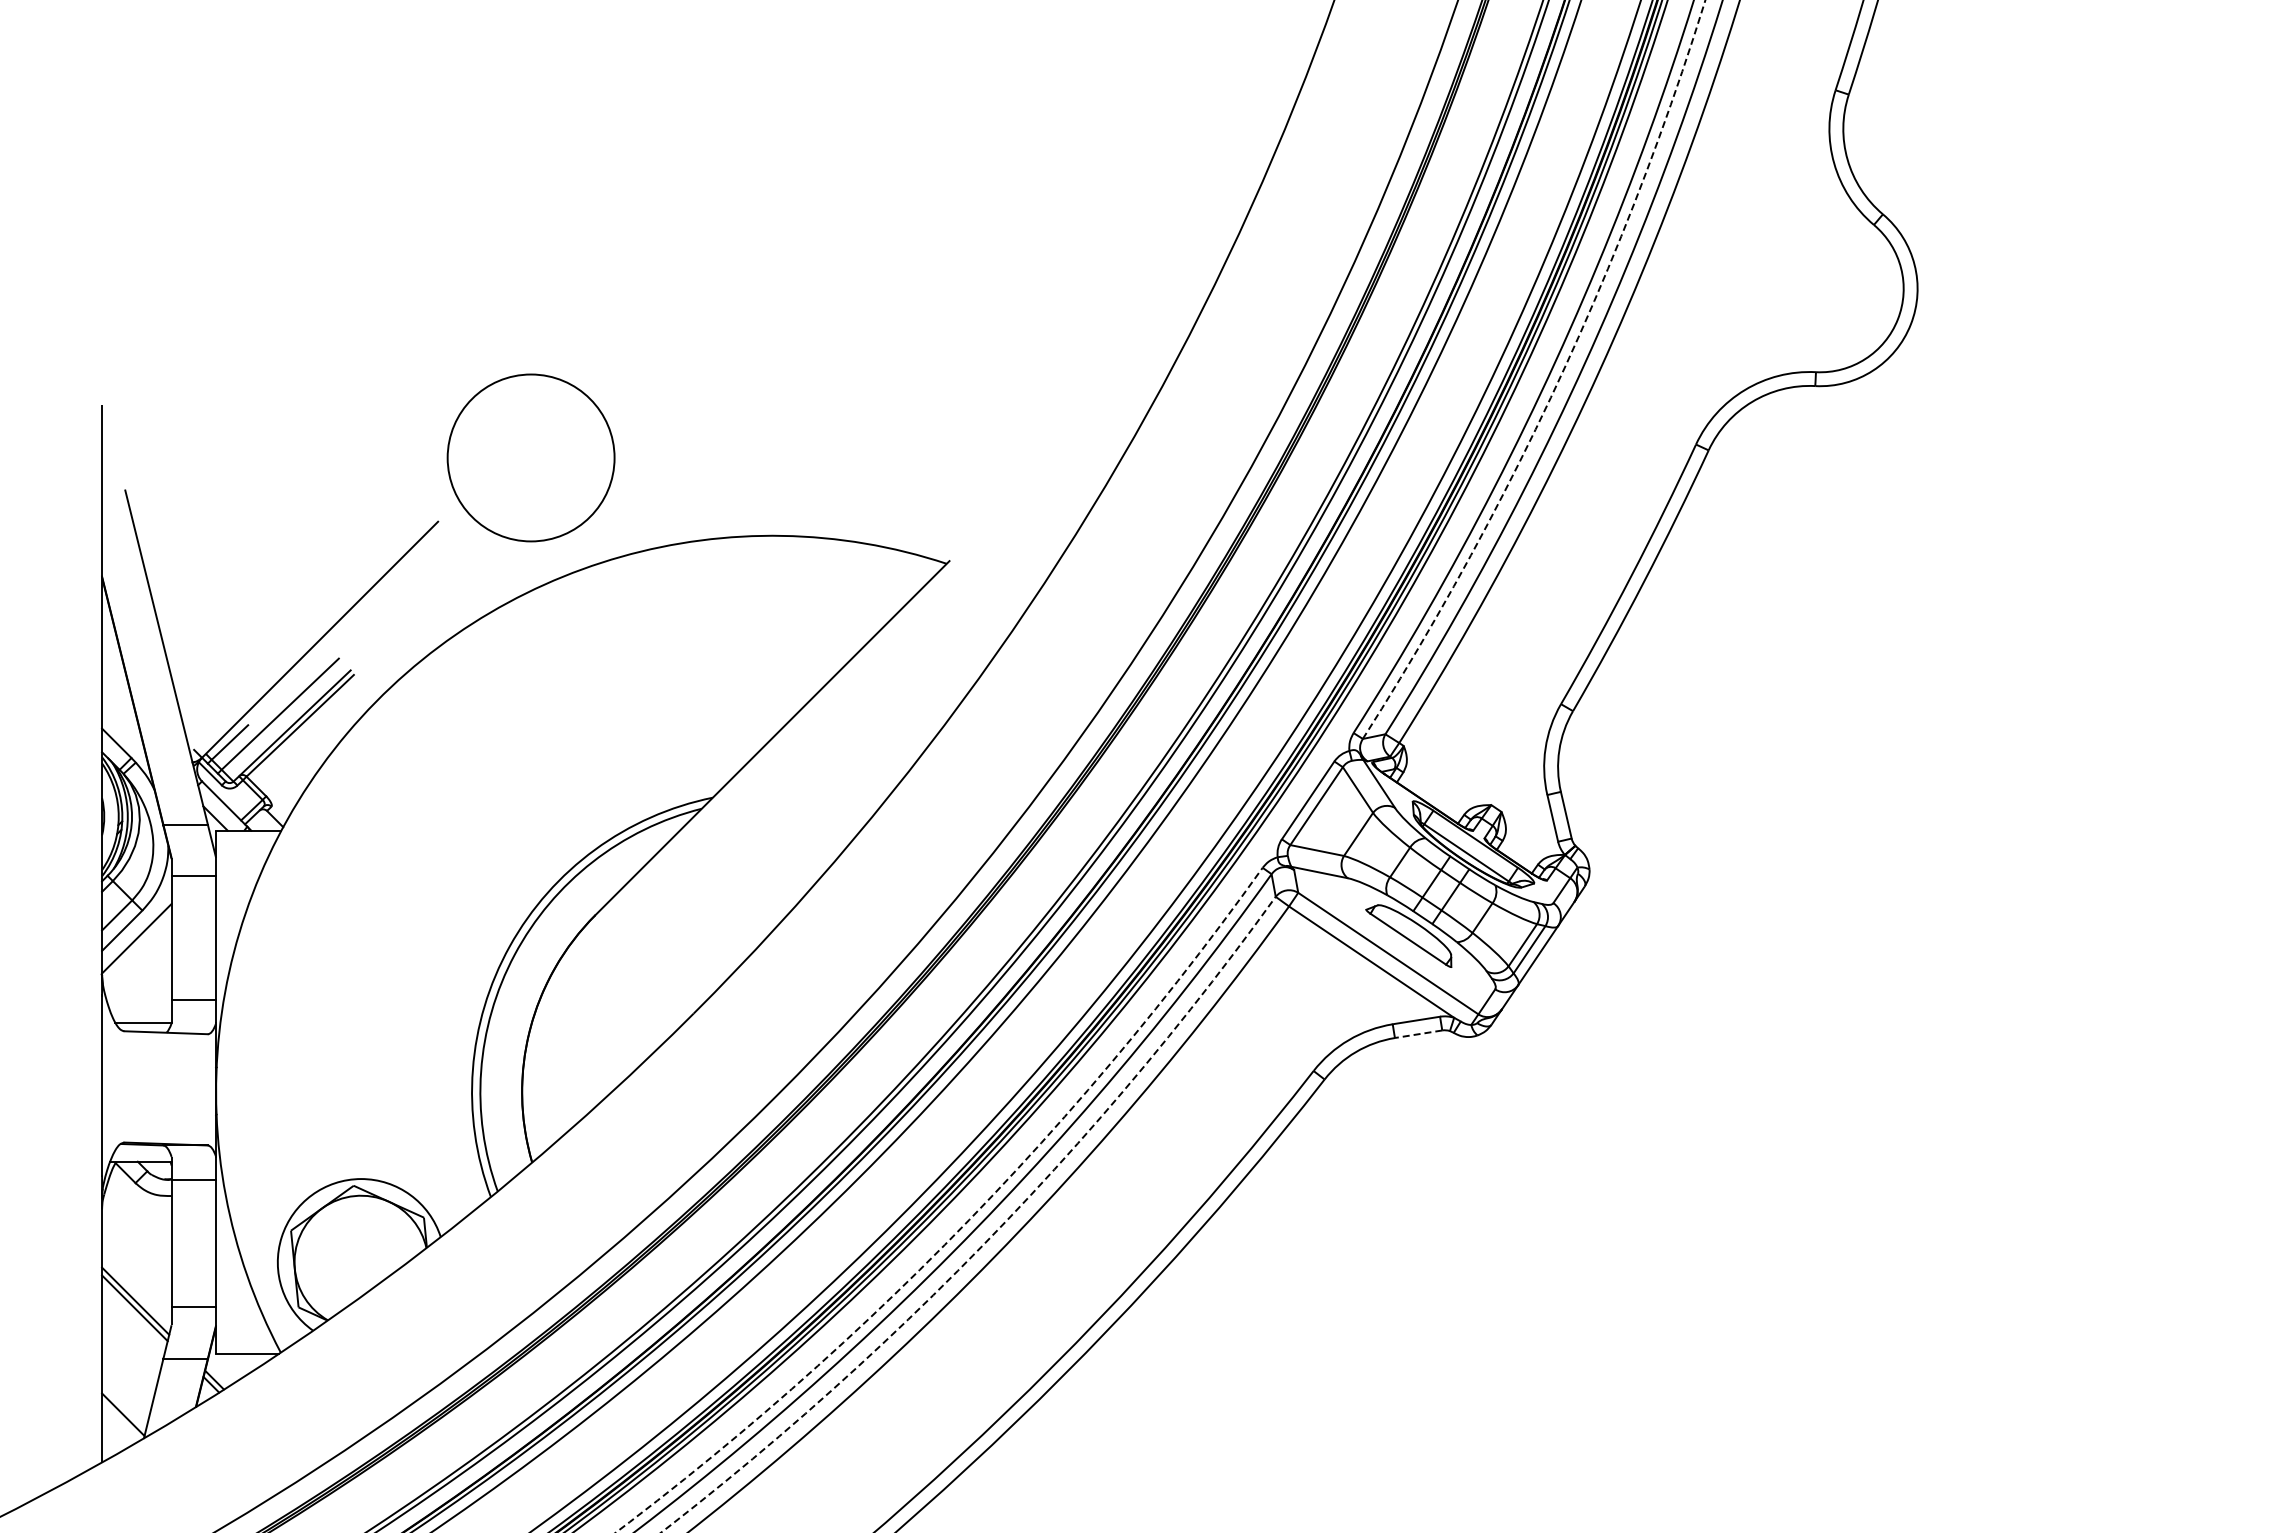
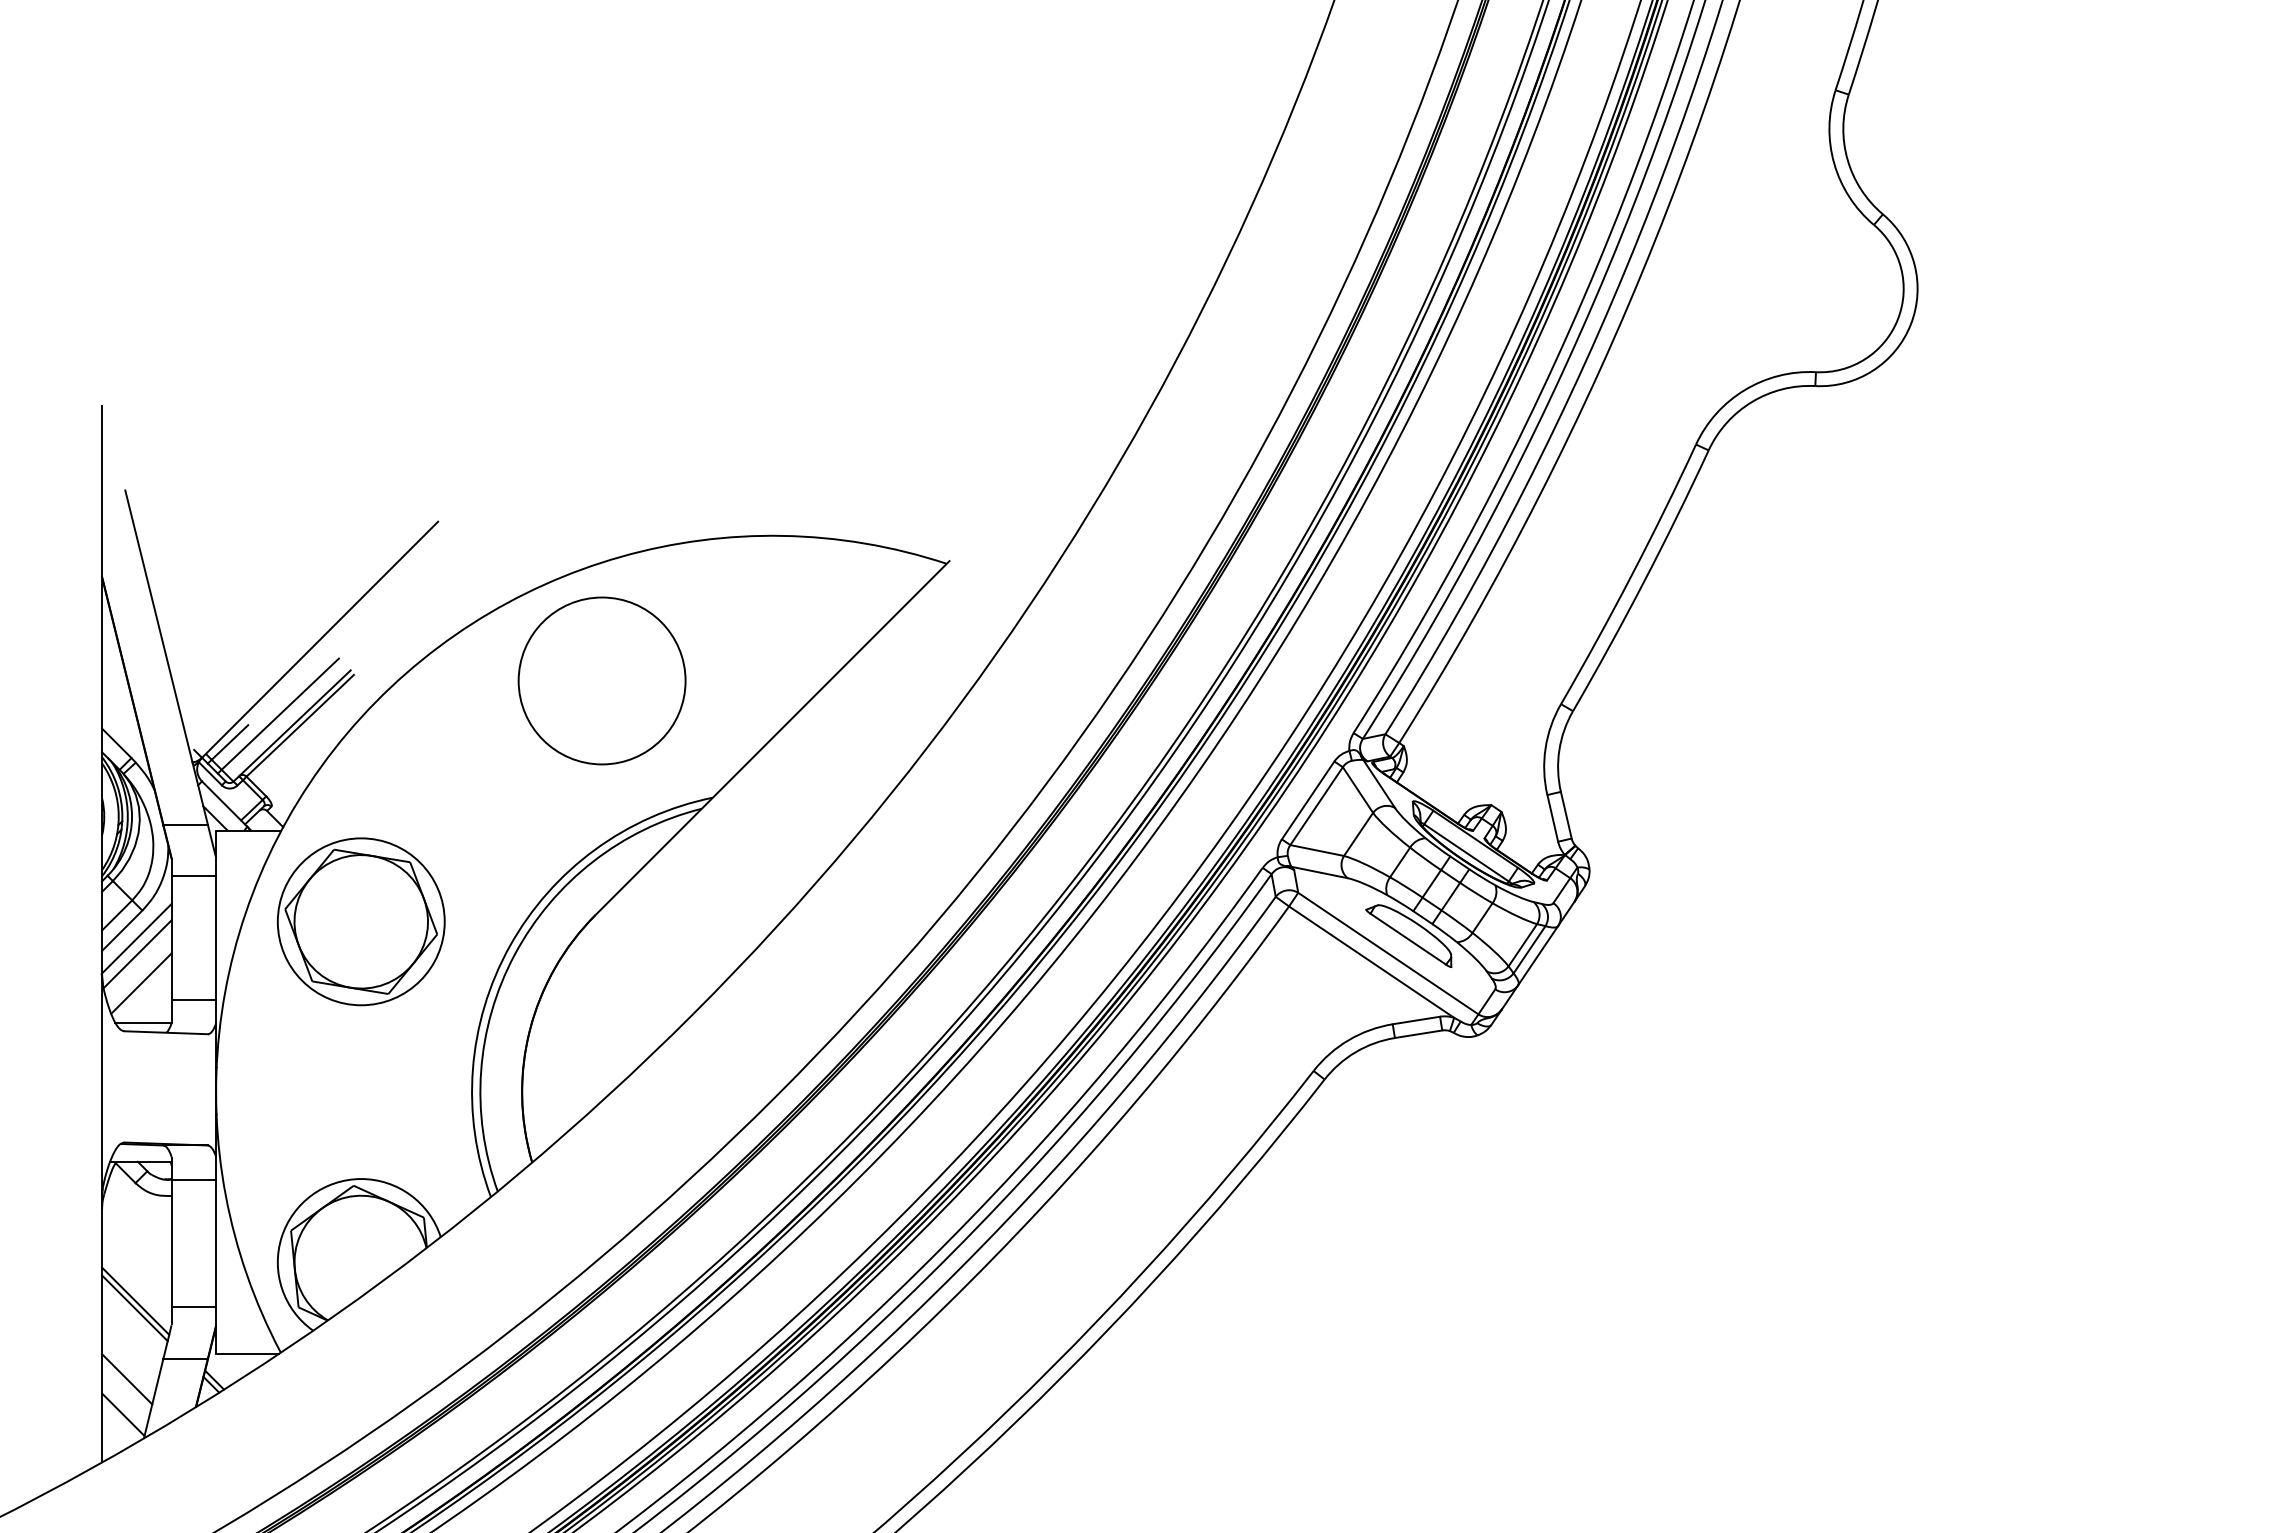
arc: dashed -> solid (1559, 379)
circle position: (530, 457) -> (601, 680) (601, 680)
part: none -> present (360, 921)
line: none -> present (137, 954)
line: none -> present (141, 983)
line: dashed -> solid (1418, 1034)
arc: dashed -> solid (965, 1223)
arc: dashed -> solid (993, 1234)
line: none -> present (127, 1379)
